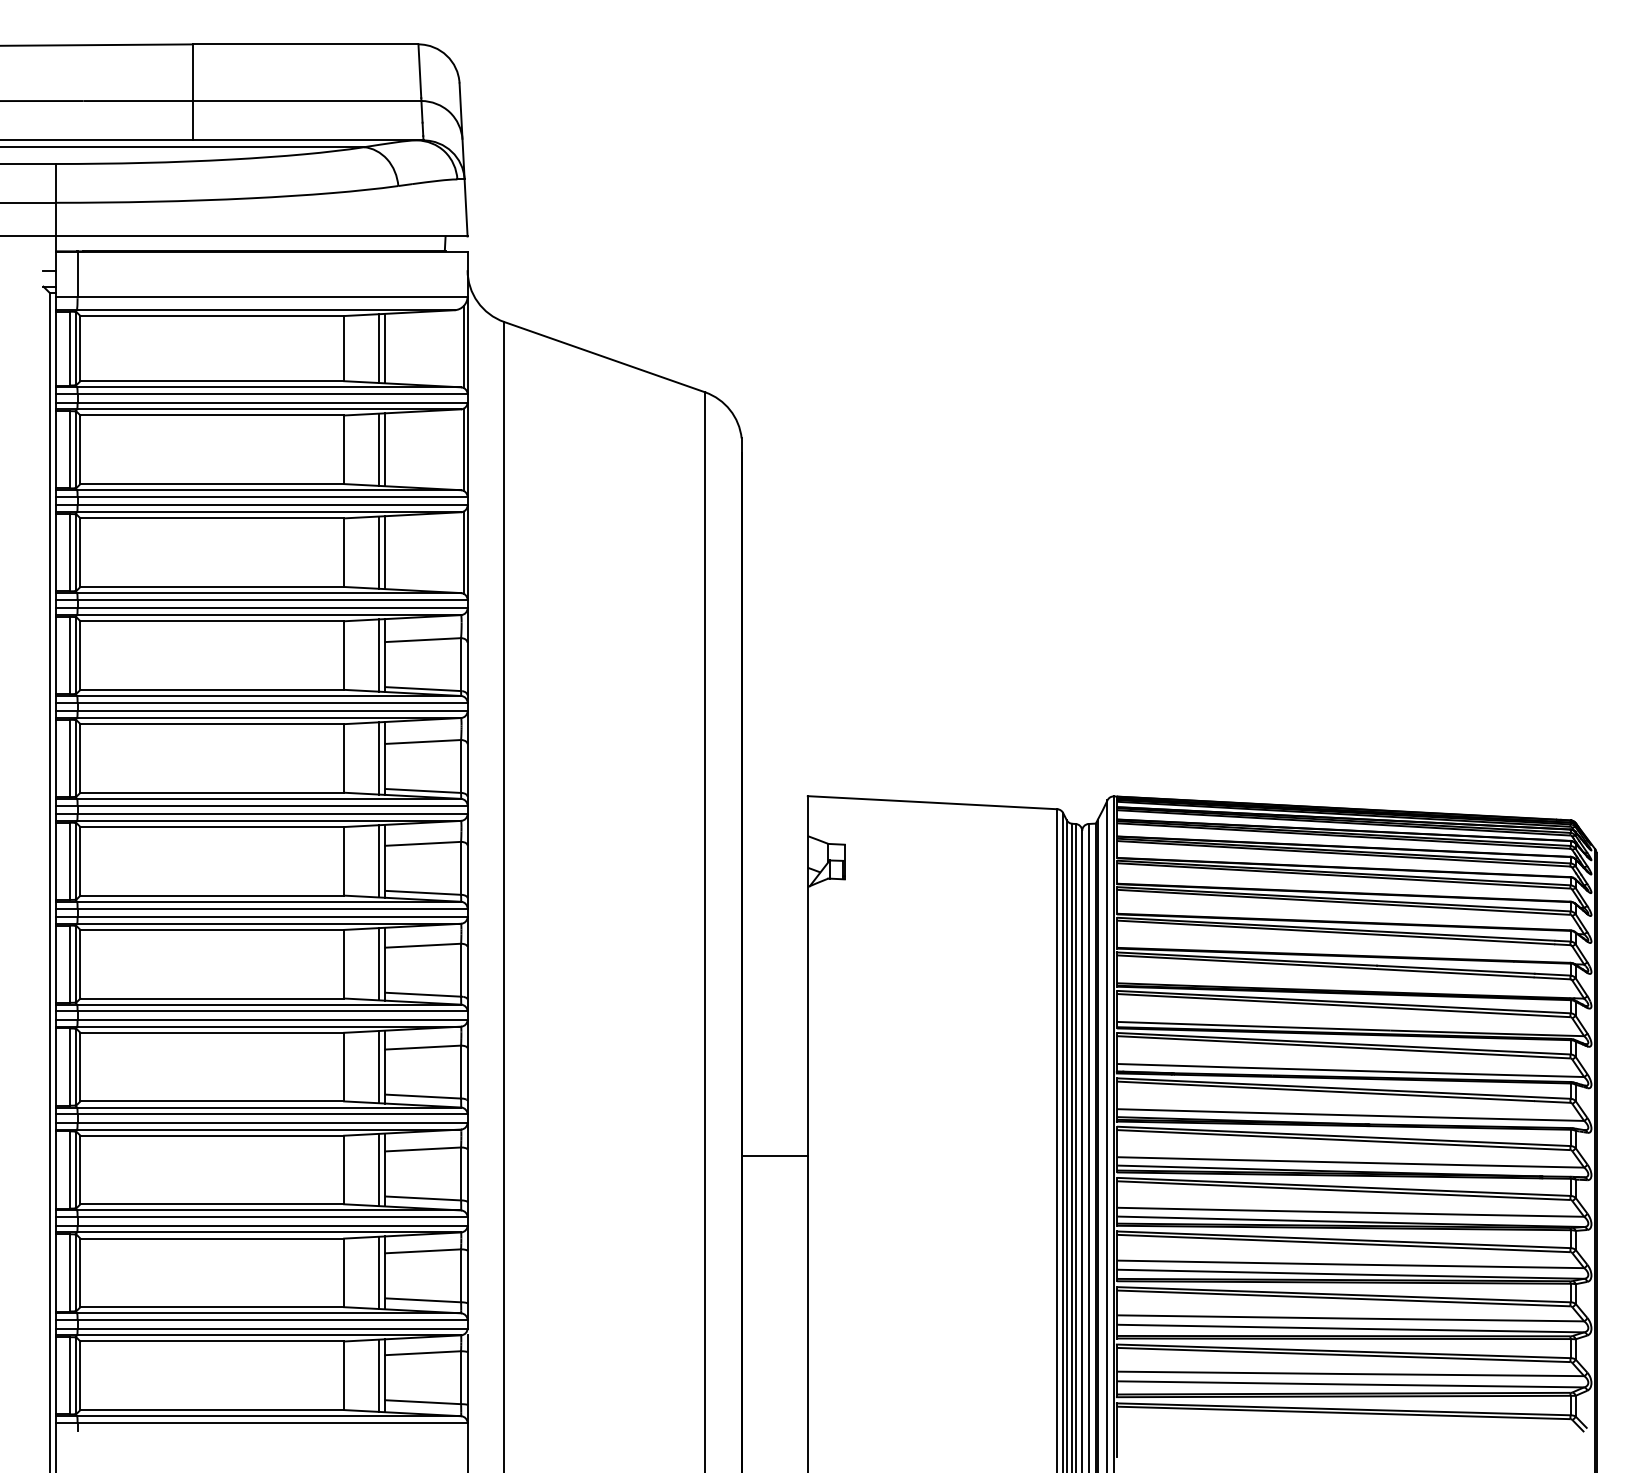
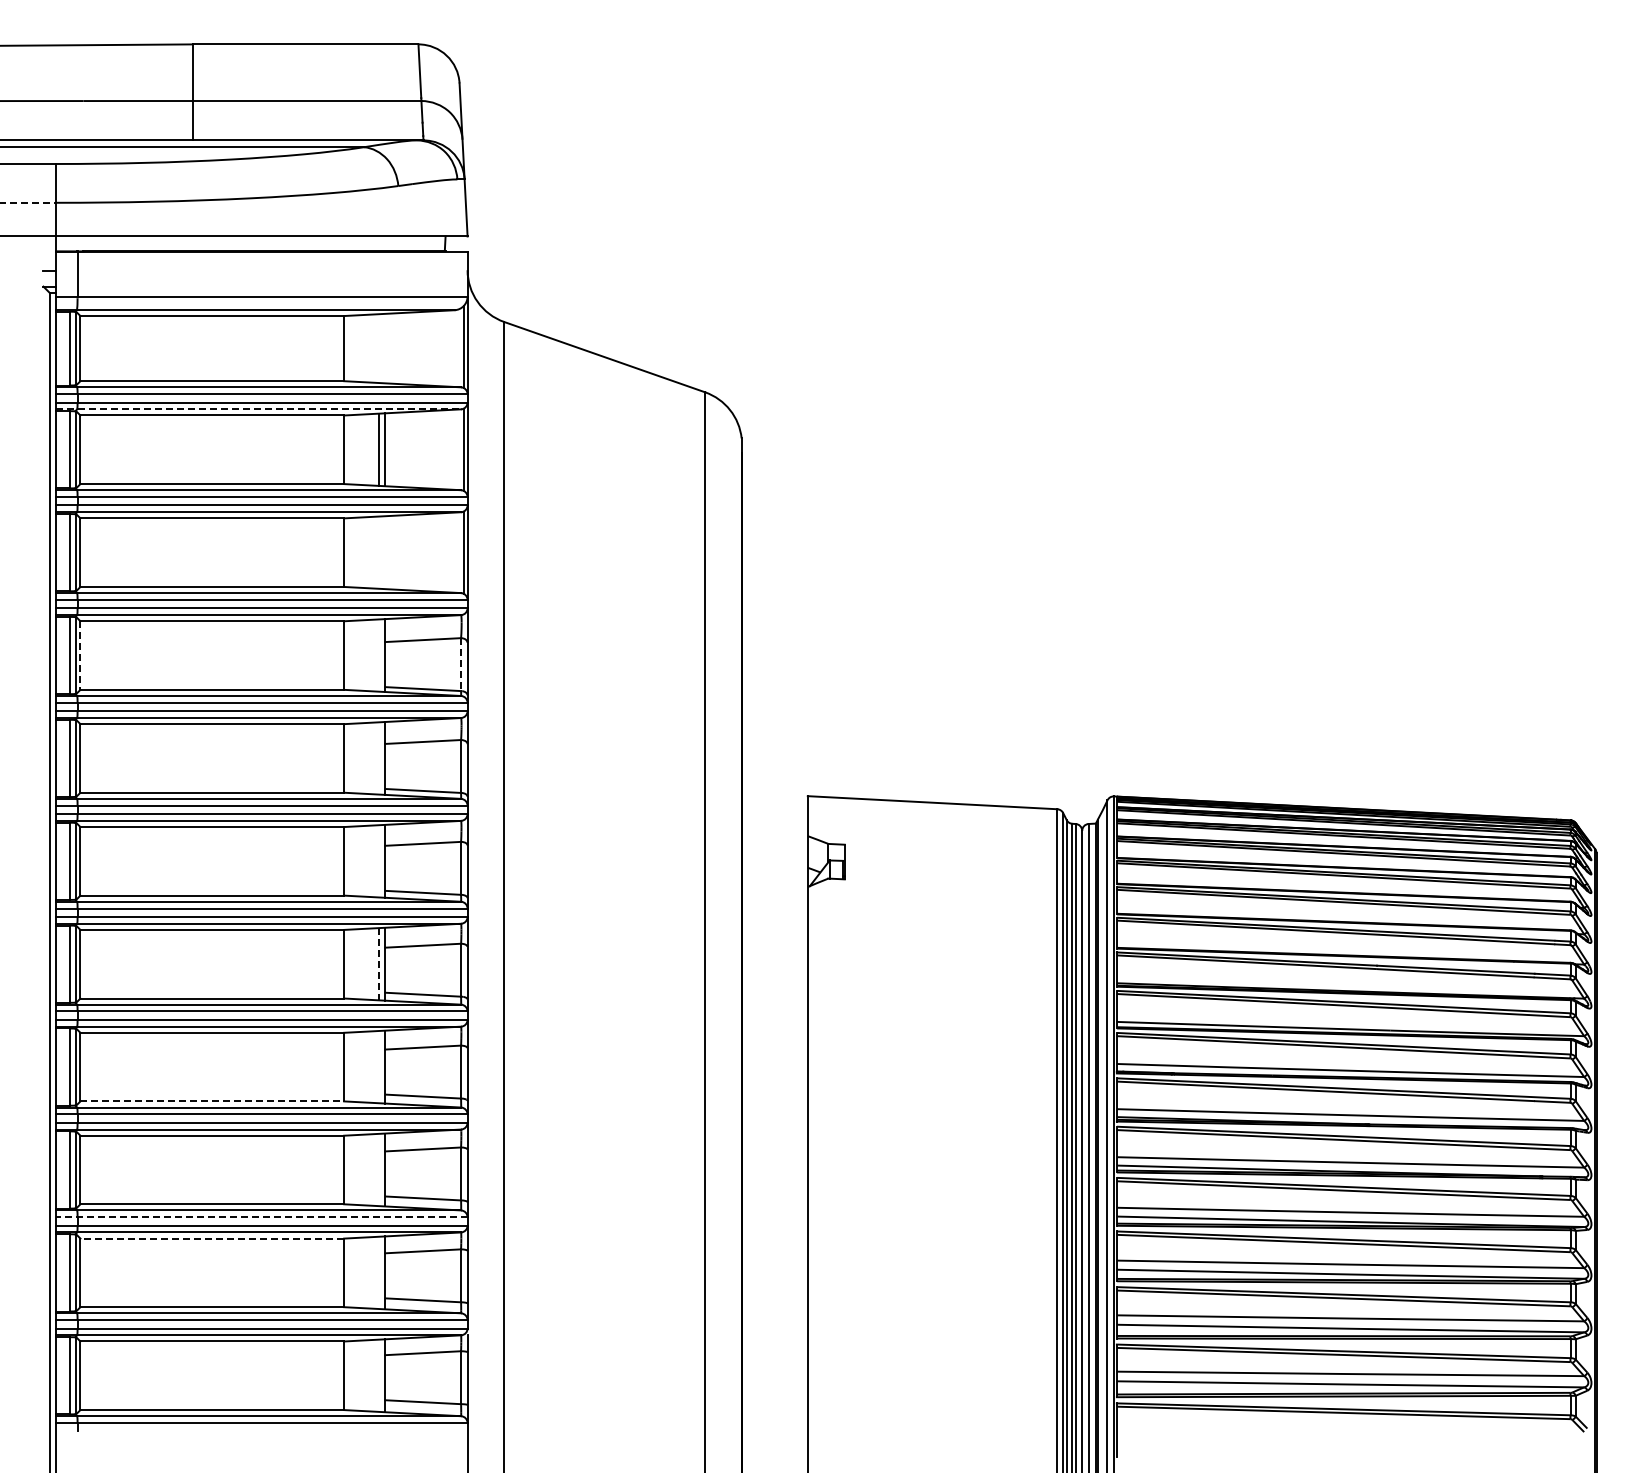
line: solid -> dashed (28, 202)
line: present -> none (378, 348)
line: present -> none (385, 348)
line: solid -> dashed (258, 409)
line: present -> none (378, 552)
line: present -> none (385, 552)
line: present -> none (378, 655)
line: solid -> dashed (80, 656)
line: solid -> dashed (461, 665)
line: present -> none (378, 758)
line: present -> none (378, 861)
line: solid -> dashed (378, 964)
line: present -> none (378, 1067)
line: solid -> dashed (212, 1101)
line: present -> none (774, 1156)
line: present -> none (378, 1169)
line: solid -> dashed (261, 1217)
line: solid -> dashed (212, 1238)
line: present -> none (378, 1272)
line: present -> none (378, 1375)
